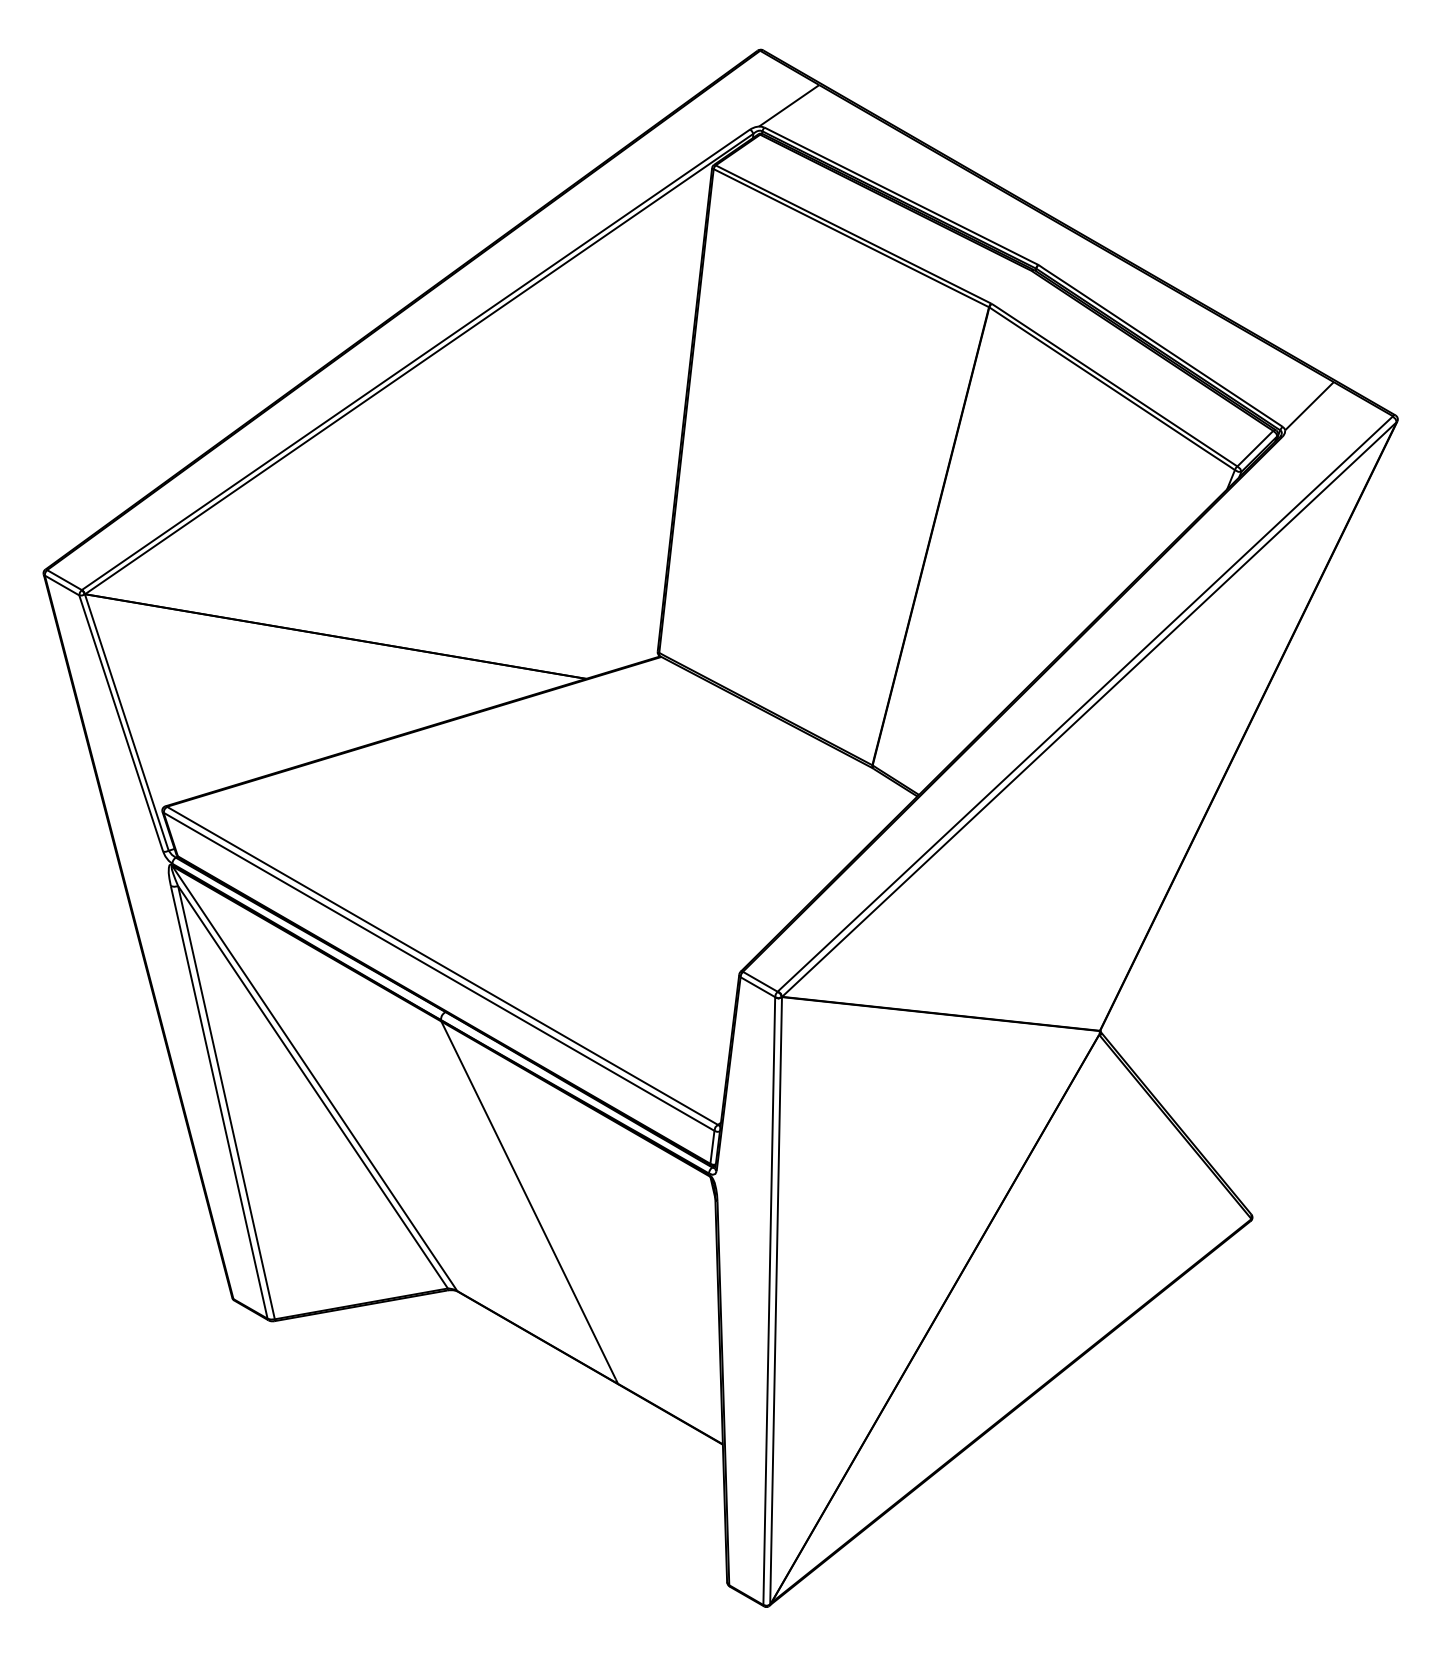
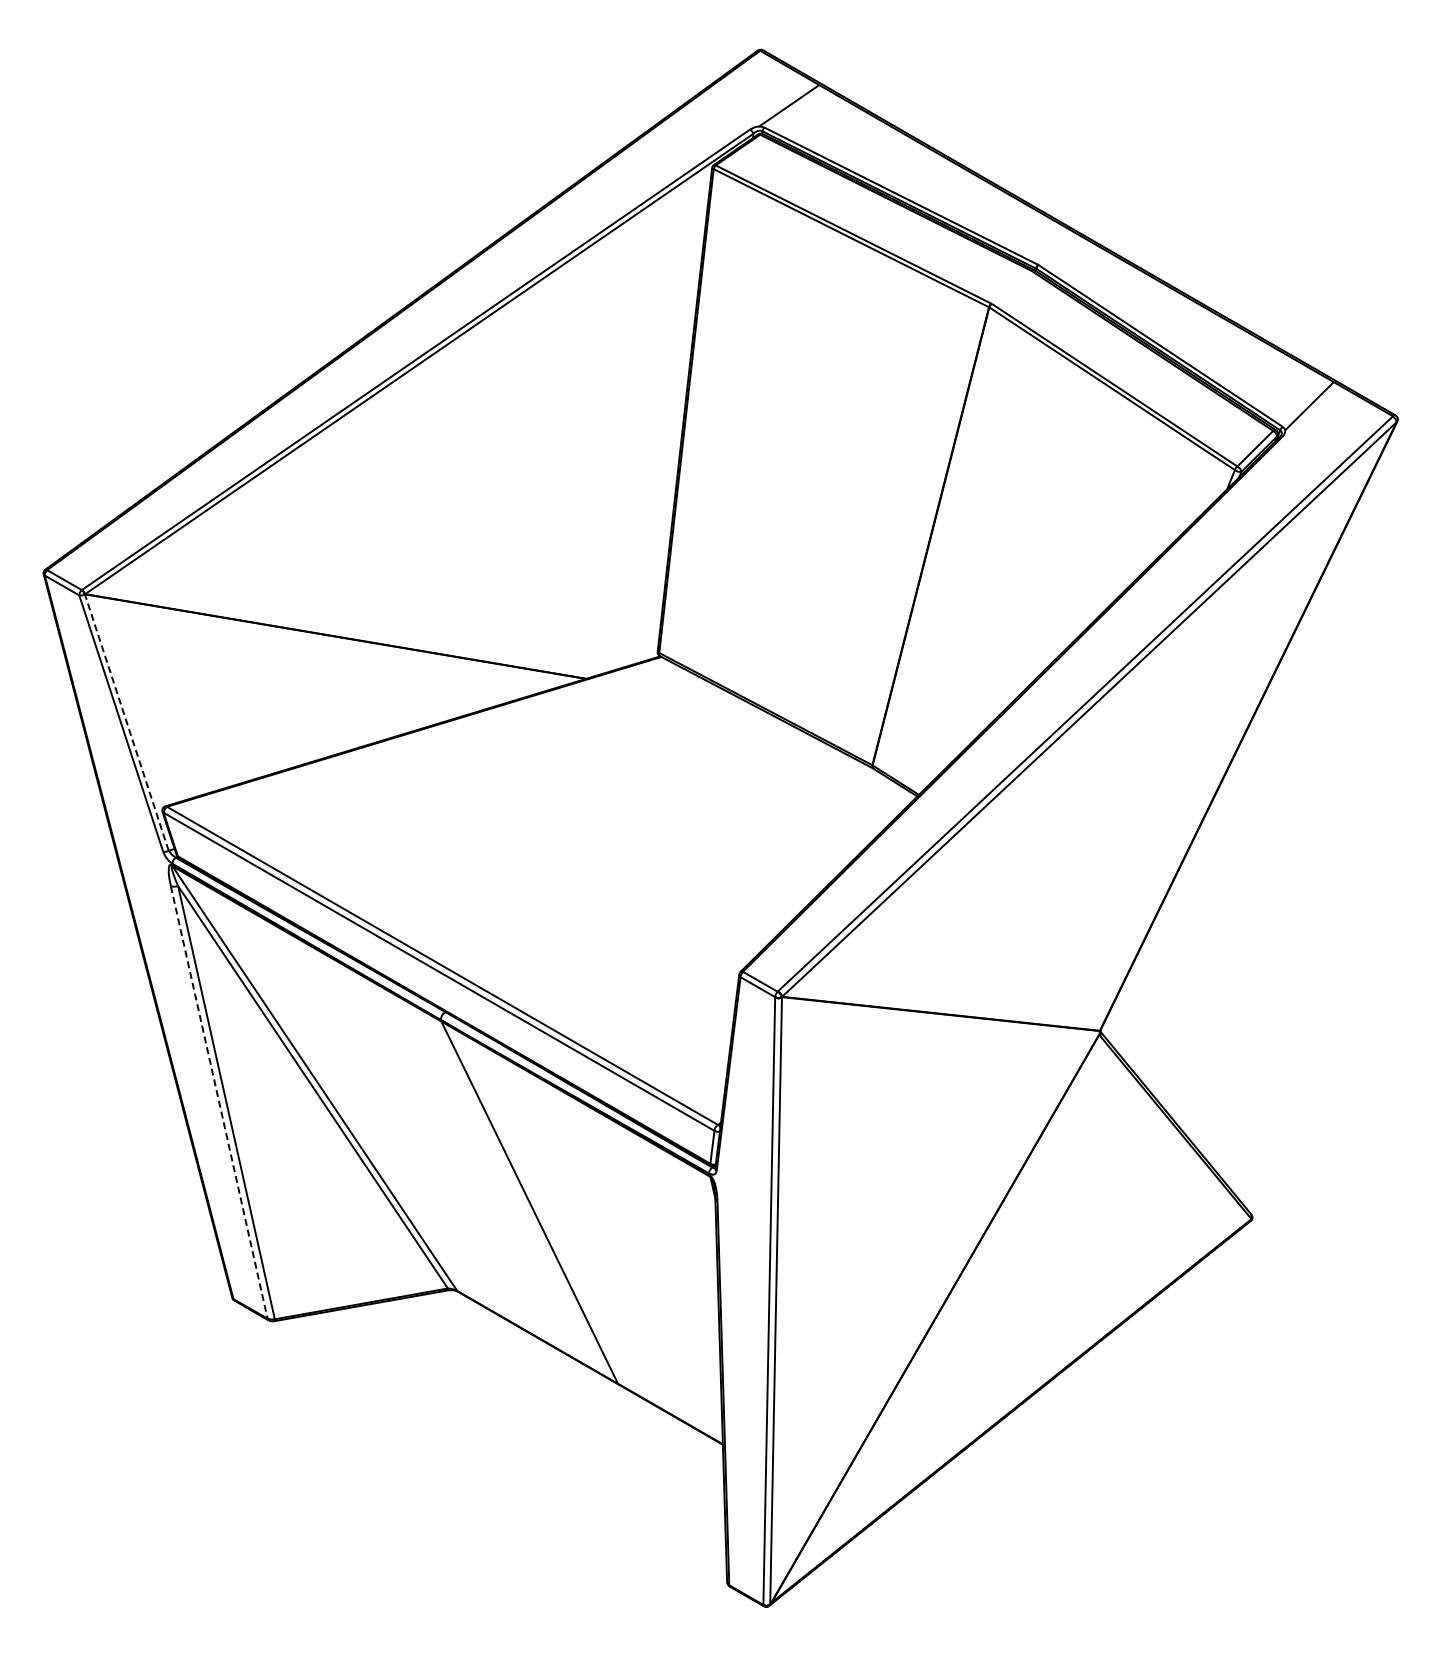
line: solid -> dashed (126, 722)
line: solid -> dashed (219, 1102)
